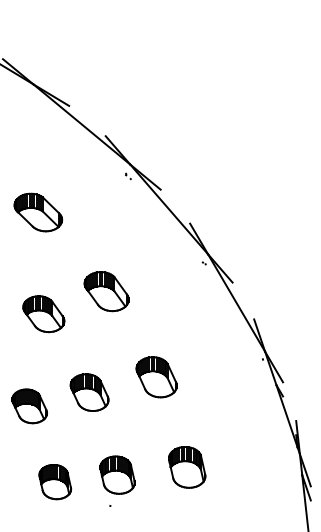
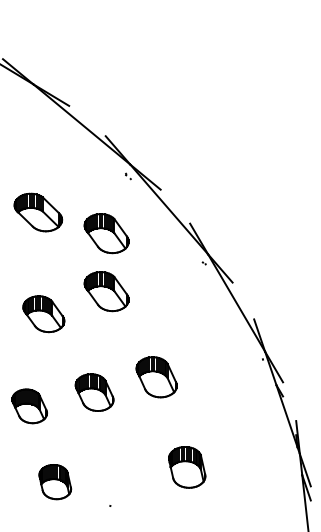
part: none -> present (106, 233)
part position: (89, 392) -> (94, 392) (94, 392)
part: present -> none (117, 474)
